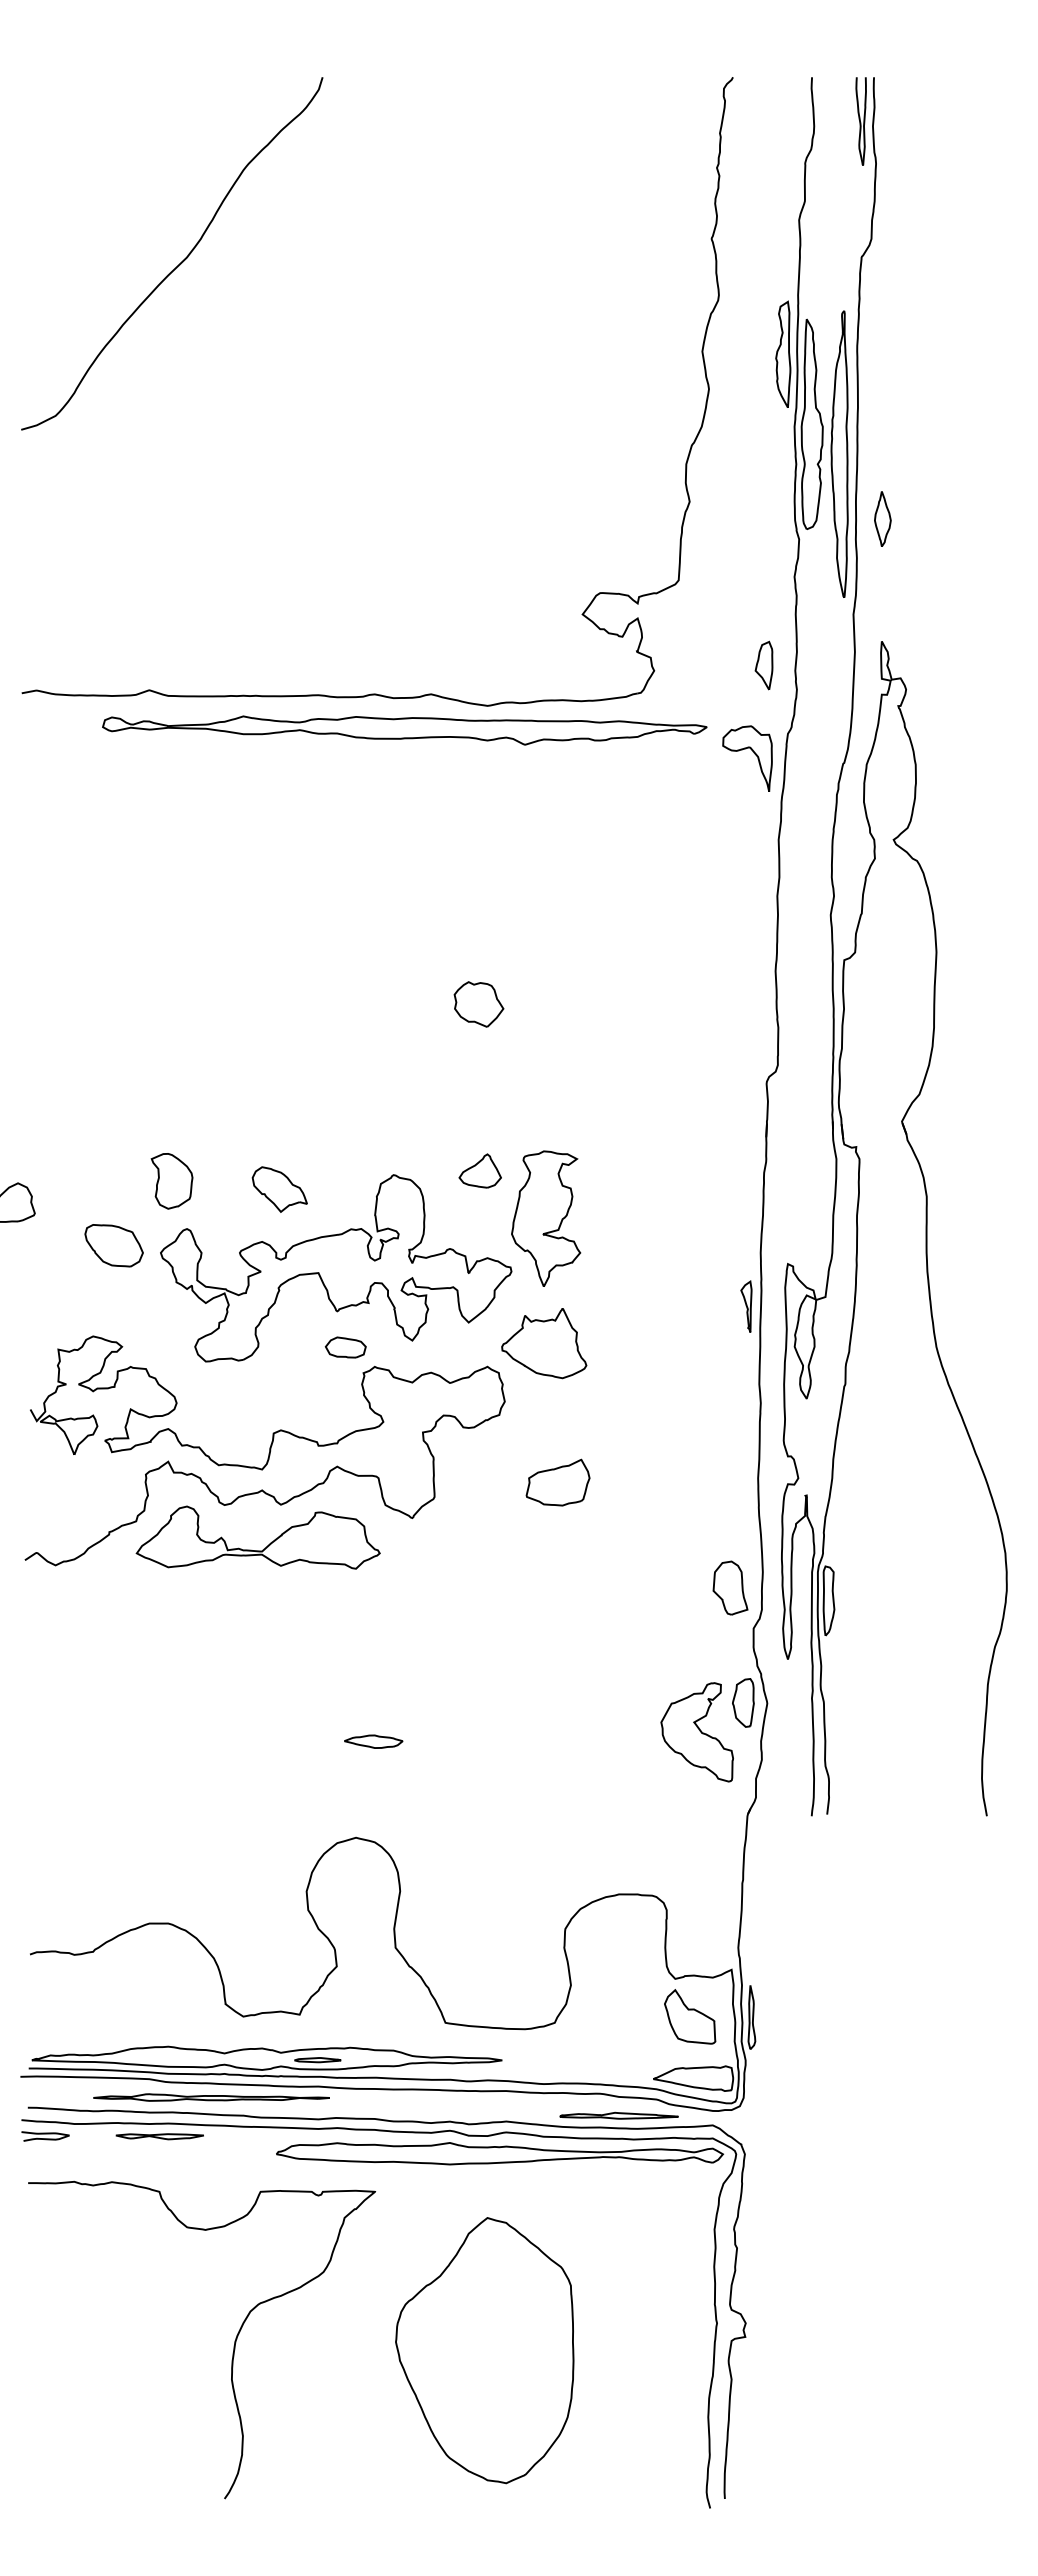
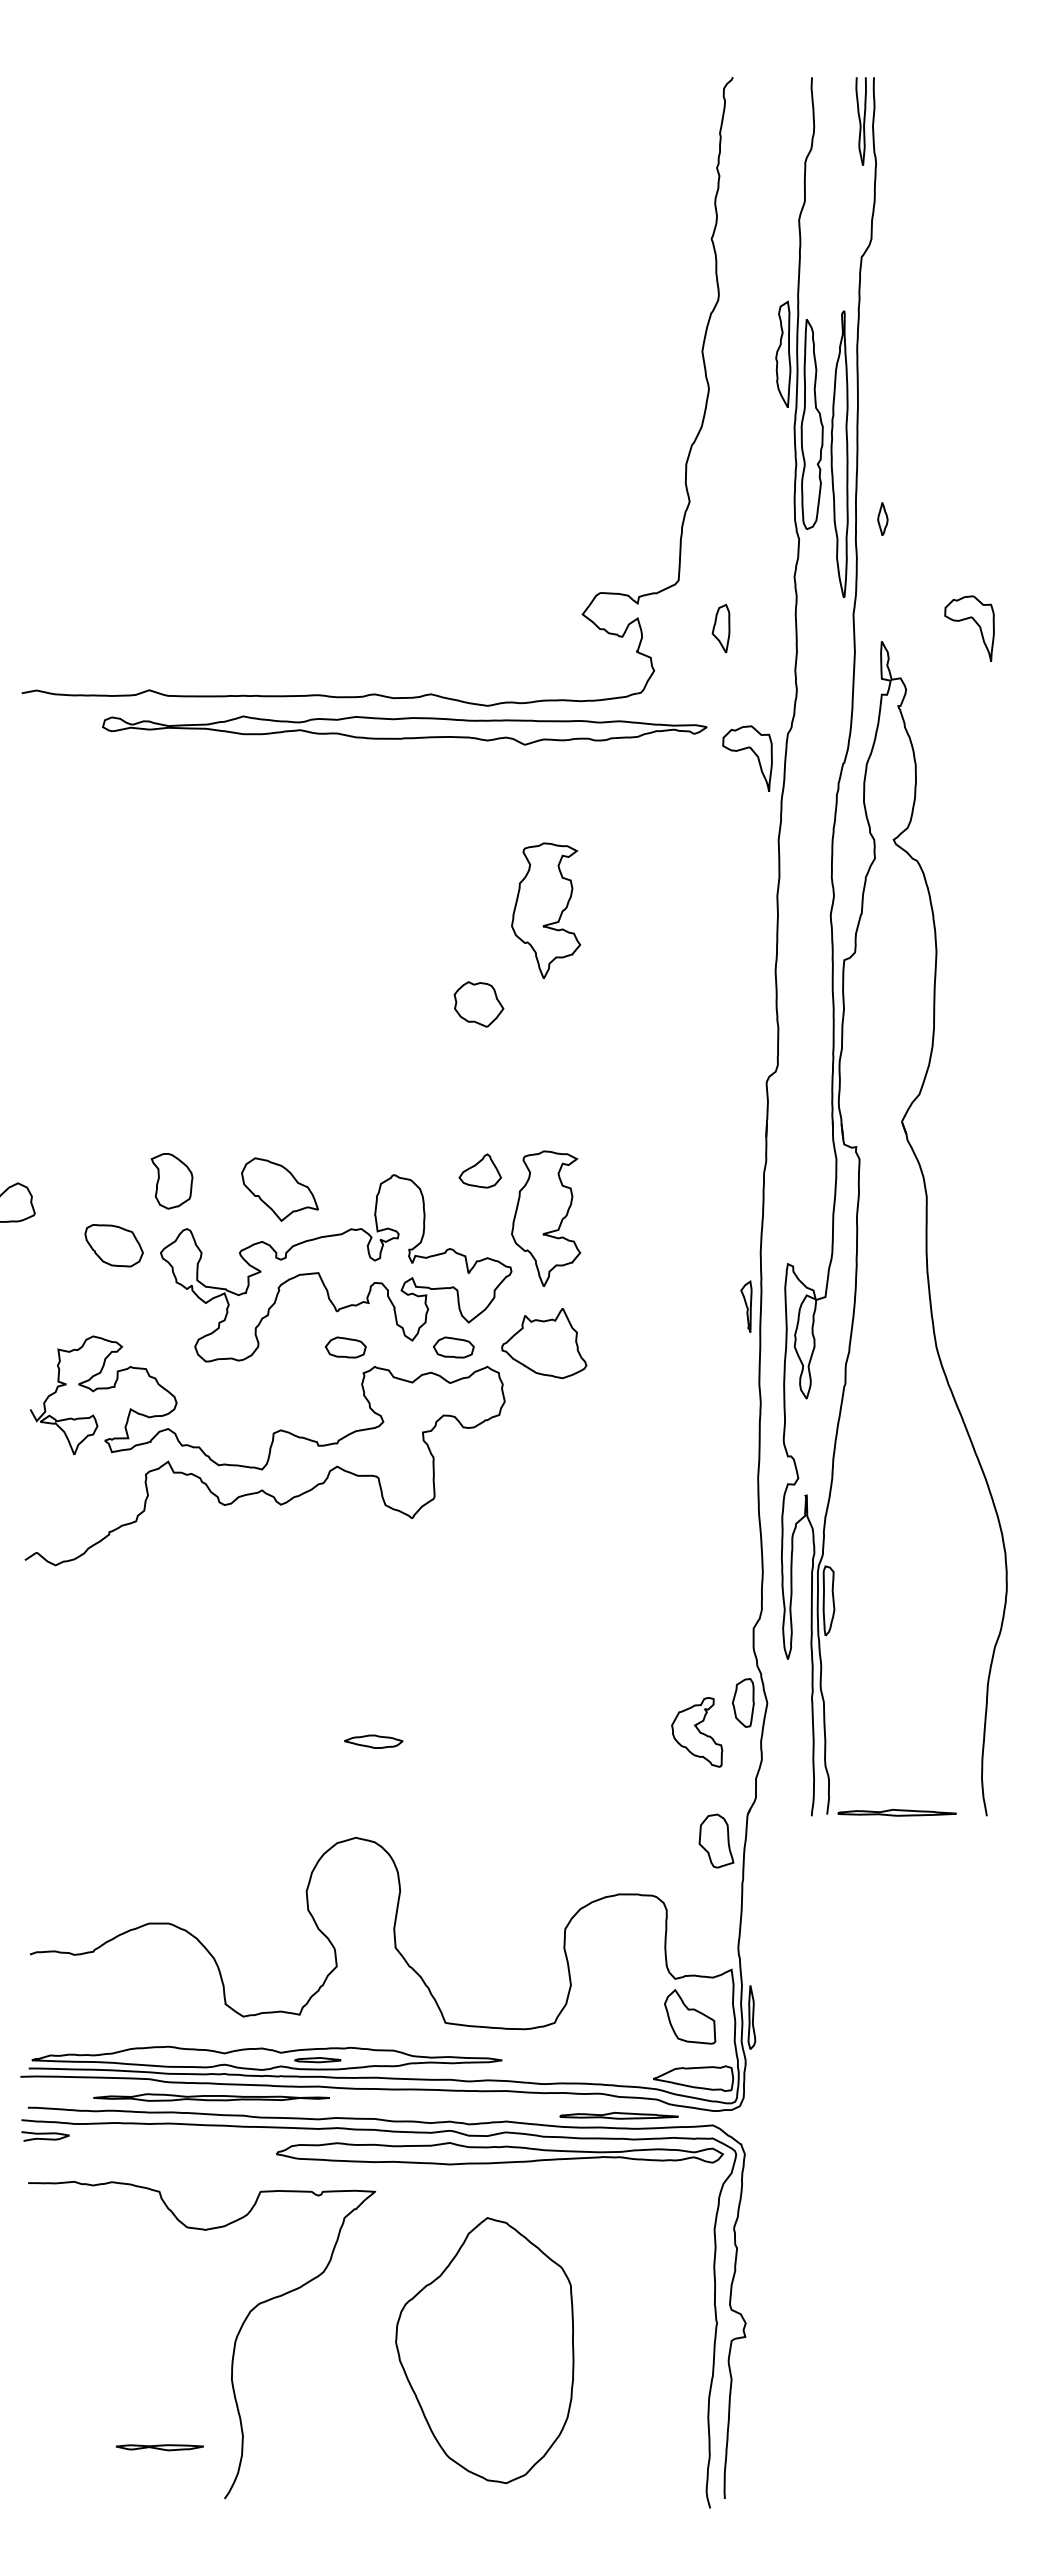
curve: present -> none (181, 261)
part size: 18x56 px -> 12x34 px (882, 518)
part: none -> present (975, 623)
part position: (763, 665) -> (720, 628) (720, 628)
part: none -> present (546, 910)
part size: 57x47 px -> 78x65 px (279, 1189)
part: none -> present (453, 1347)
part: present -> none (557, 1482)
part: present -> none (266, 1546)
part position: (730, 1587) -> (716, 1840) (716, 1840)
part size: 74x101 px -> 53x71 px (697, 1732)
part: none -> present (896, 1812)
part position: (159, 2136) -> (159, 2447) (159, 2447)
